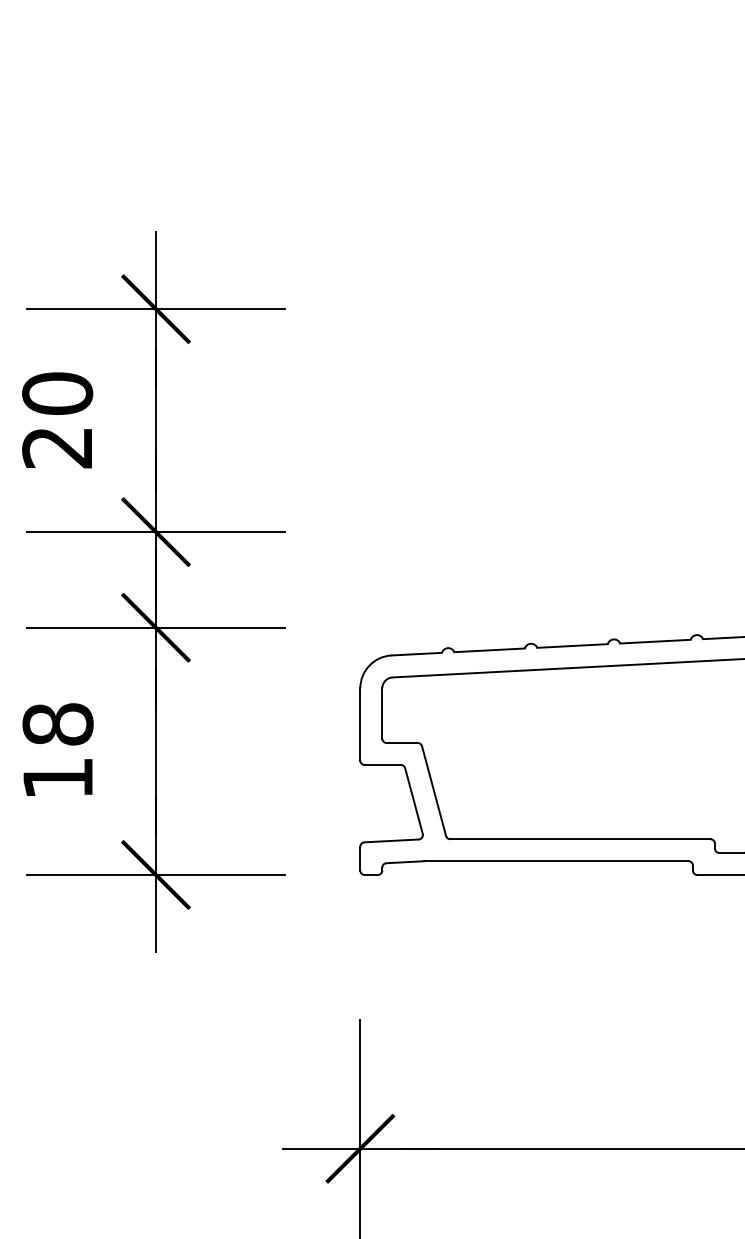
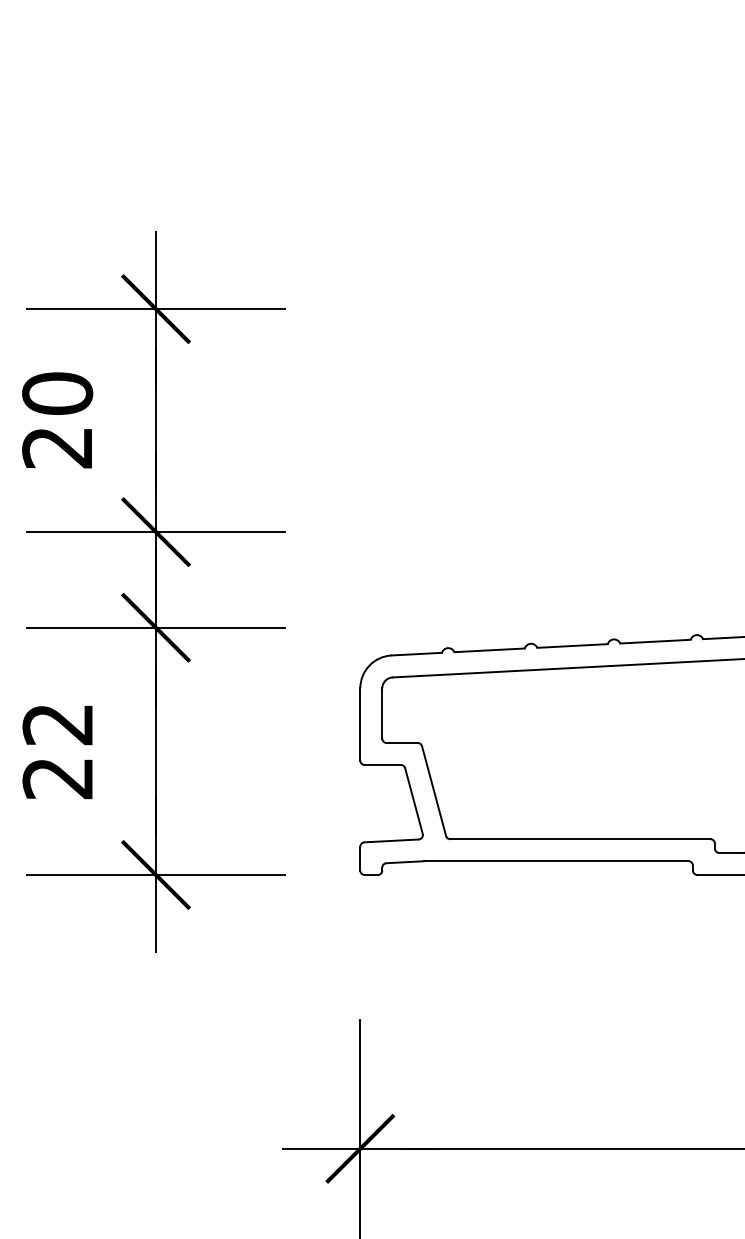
text: 18 -> 22 (57, 751)
